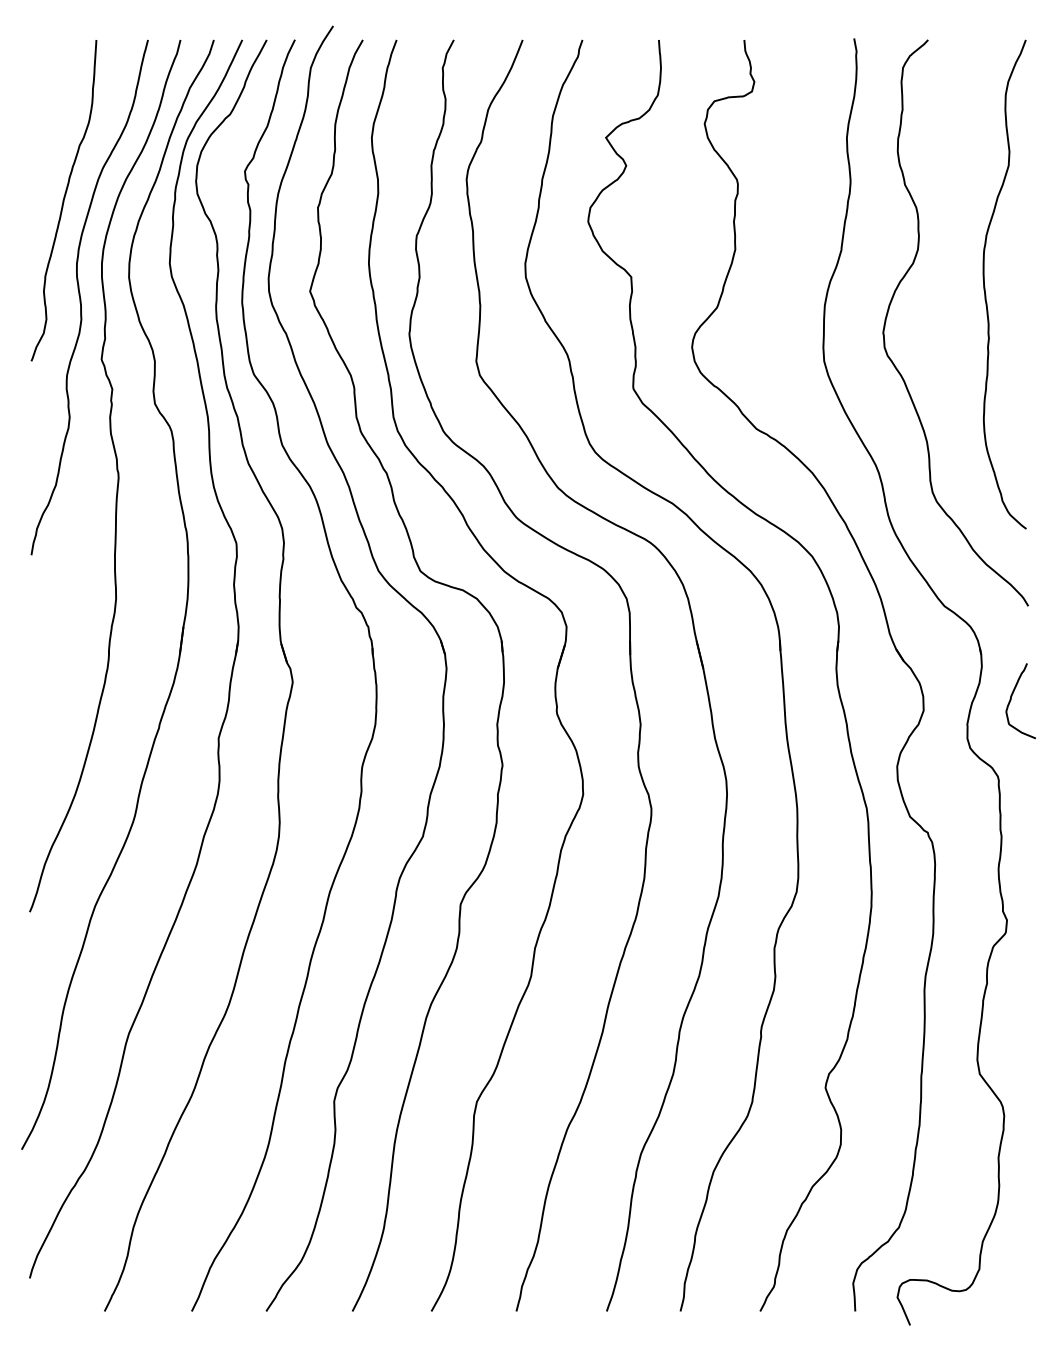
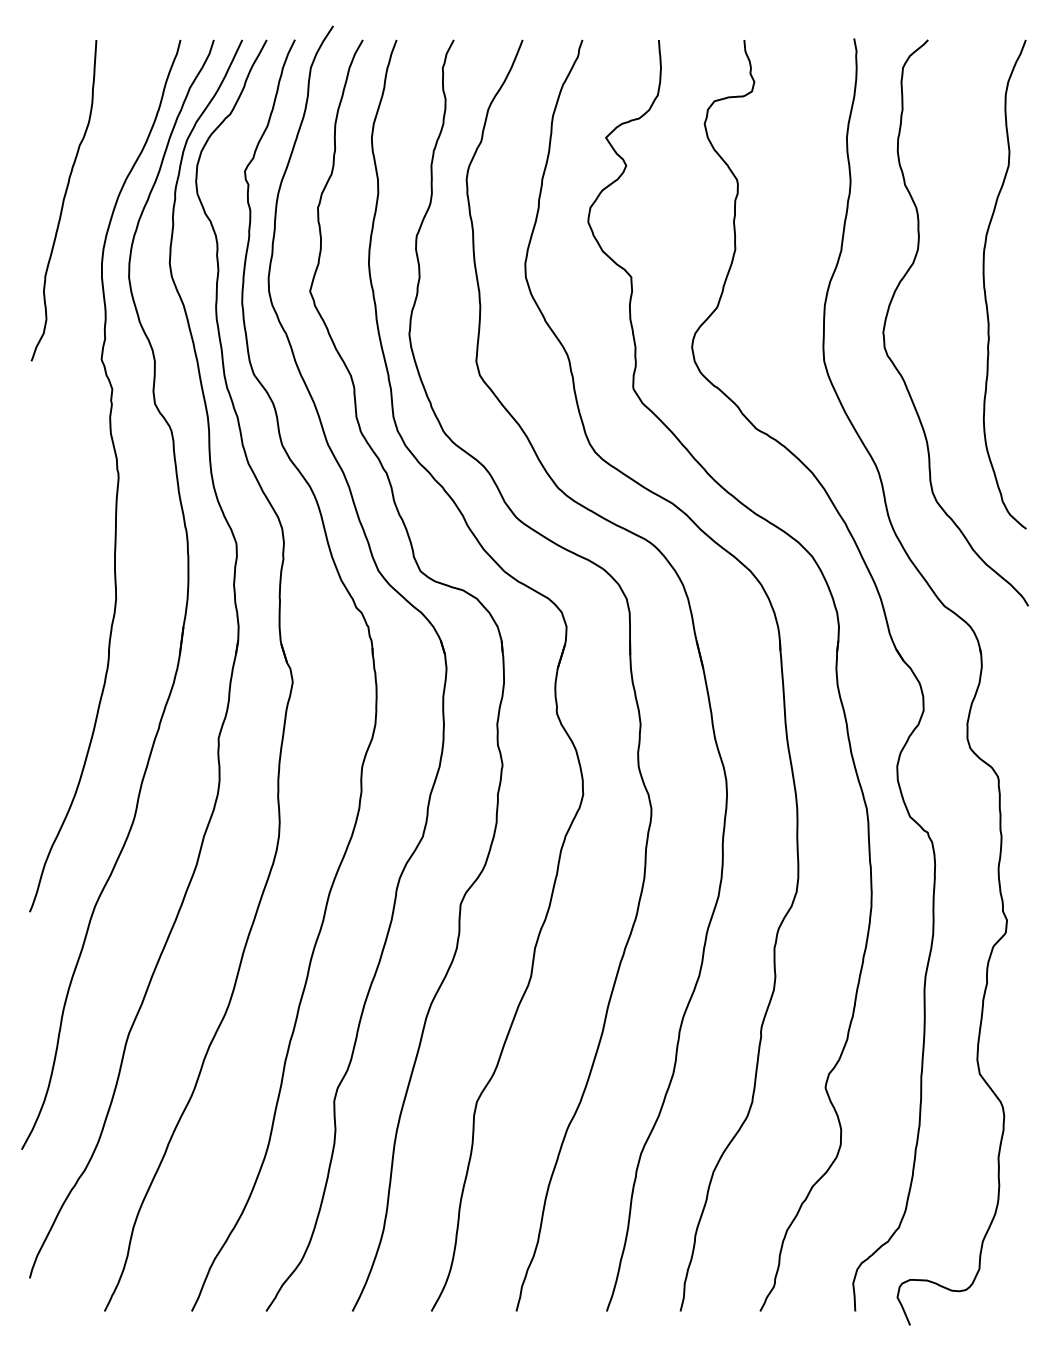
curve: present -> none (81, 298)
curve: present -> none (1011, 700)
